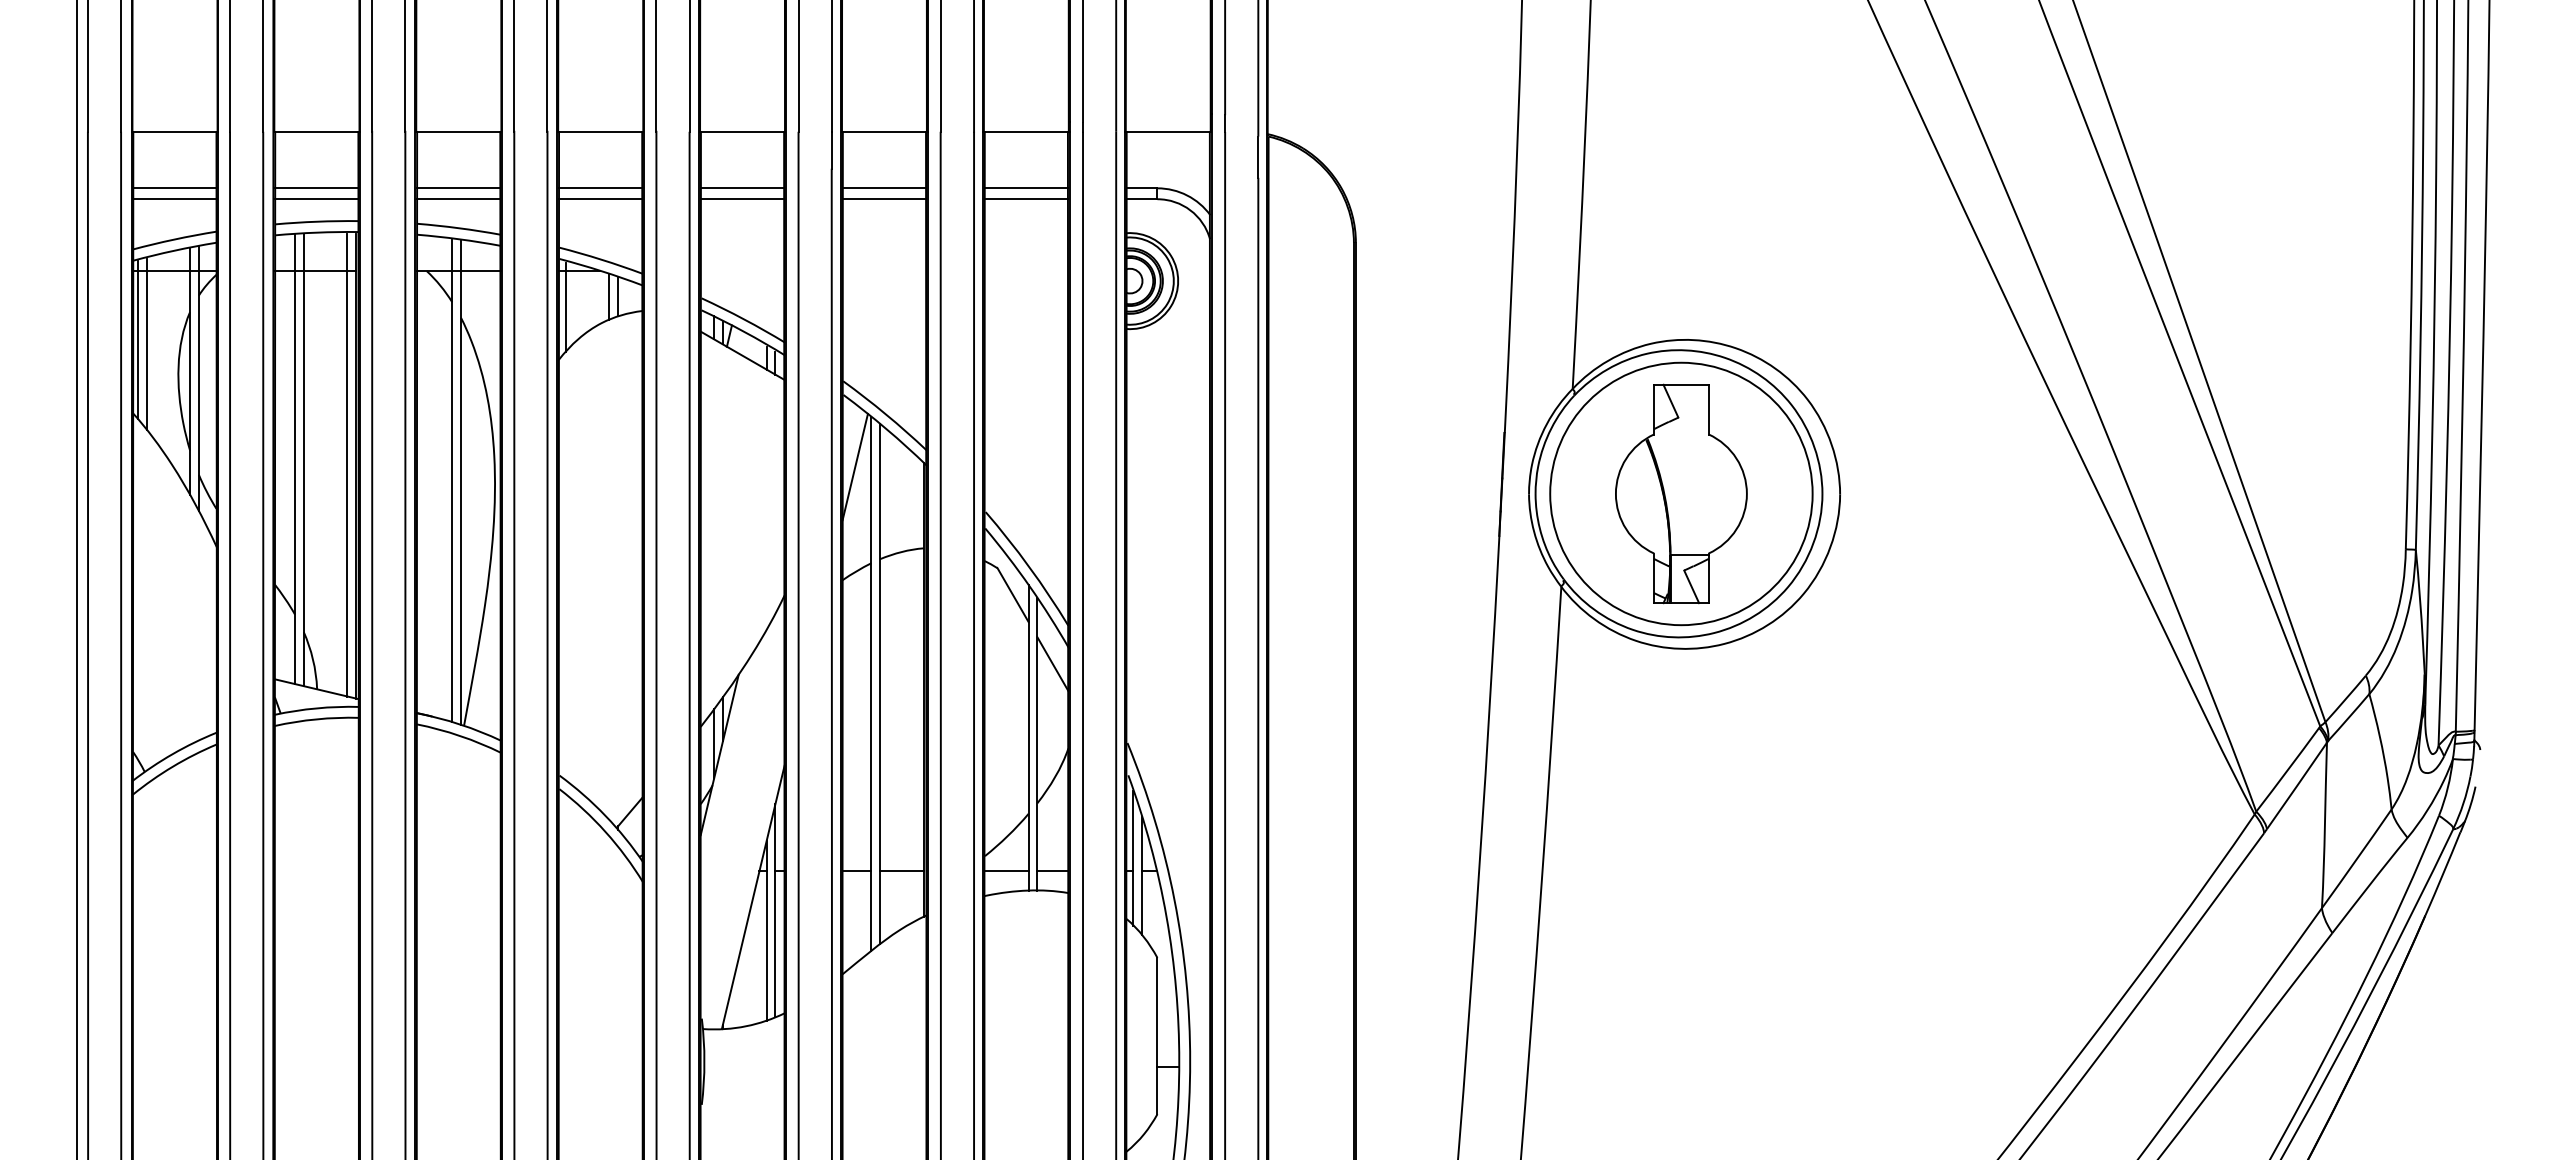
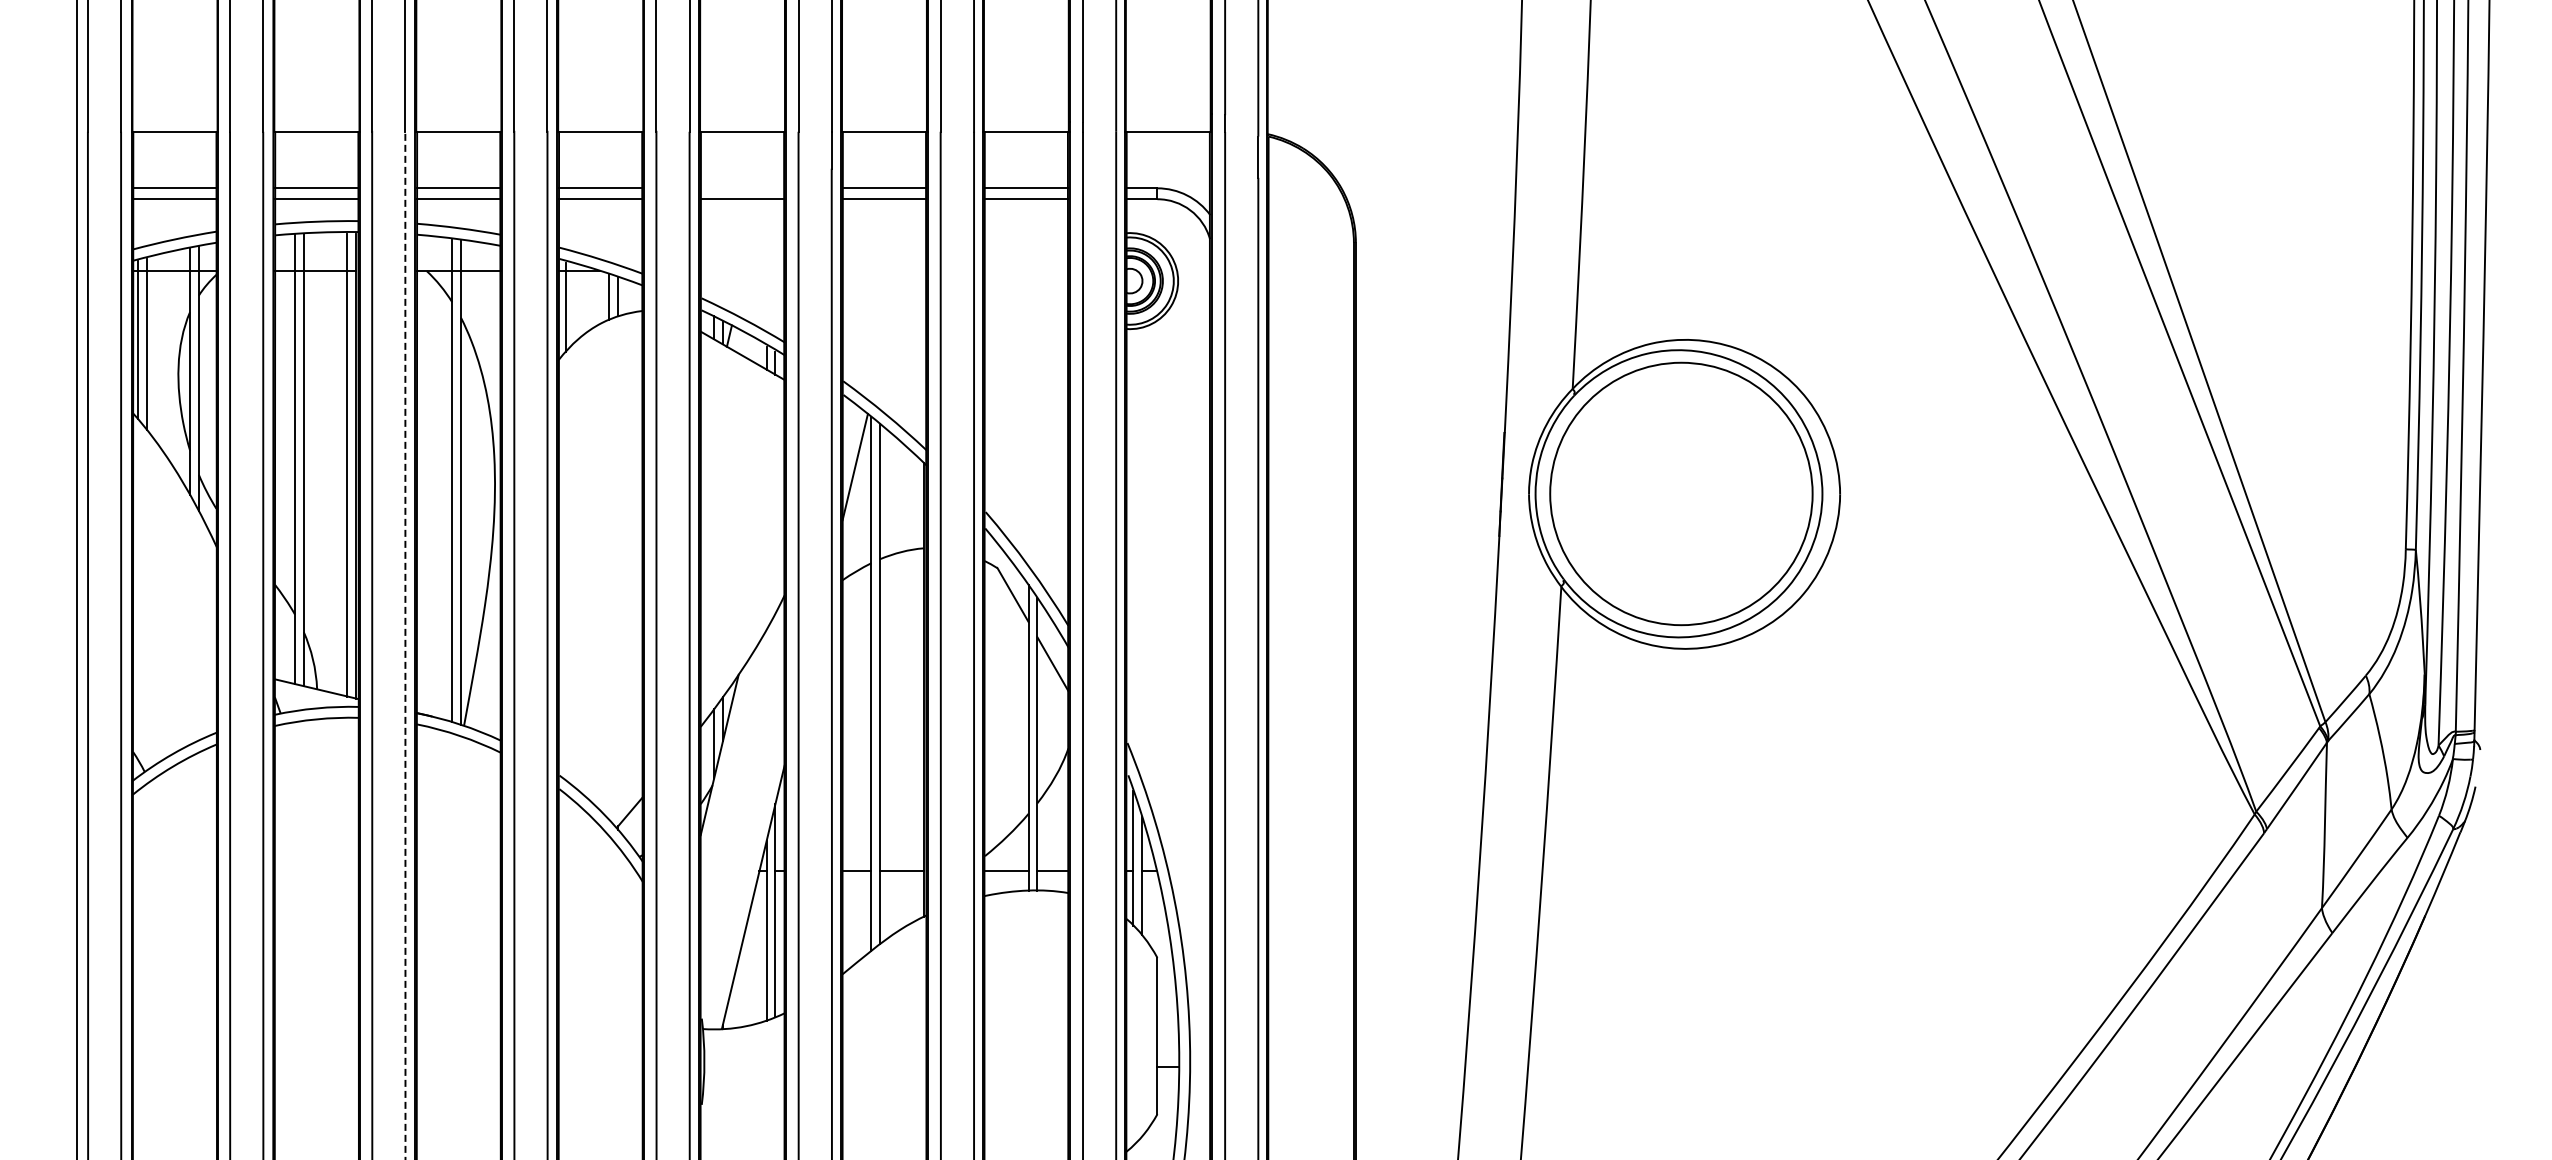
line: present -> none (742, 188)
part: present -> none (1681, 493)
line: solid -> dashed (405, 645)
